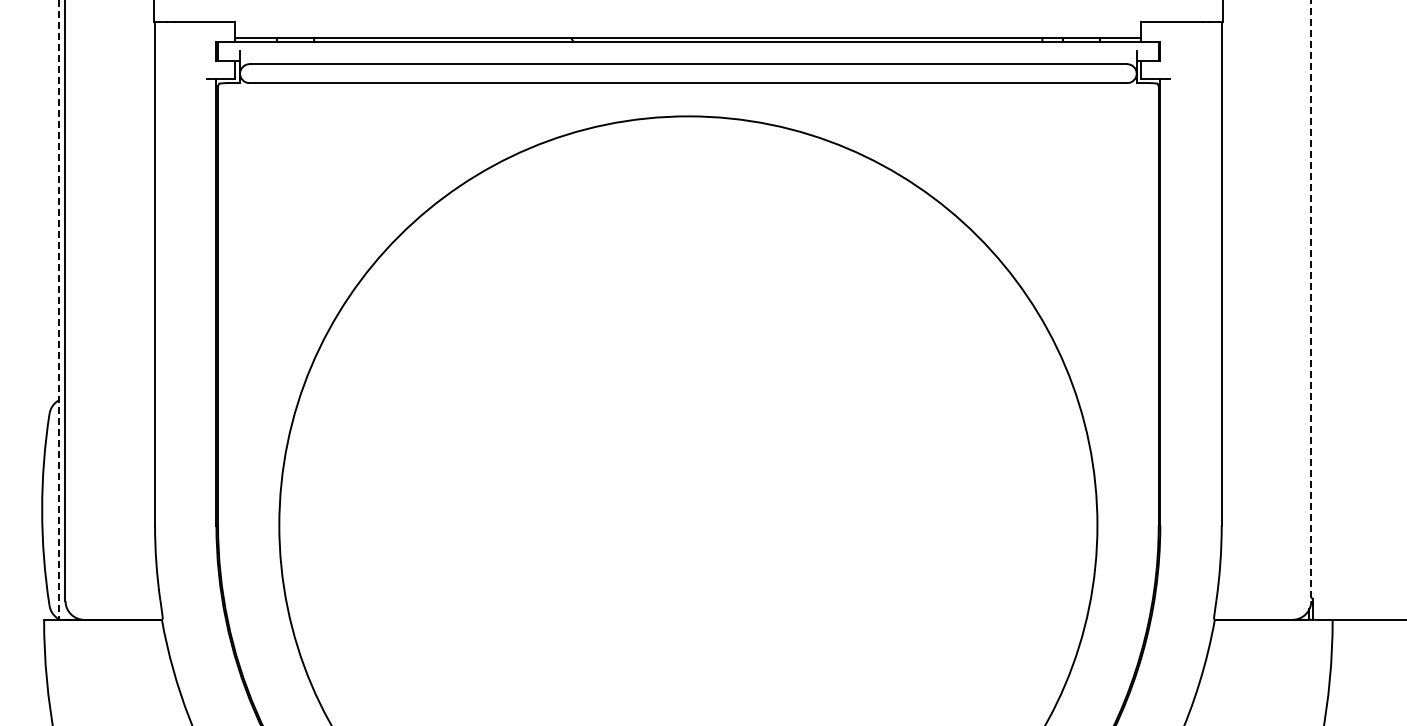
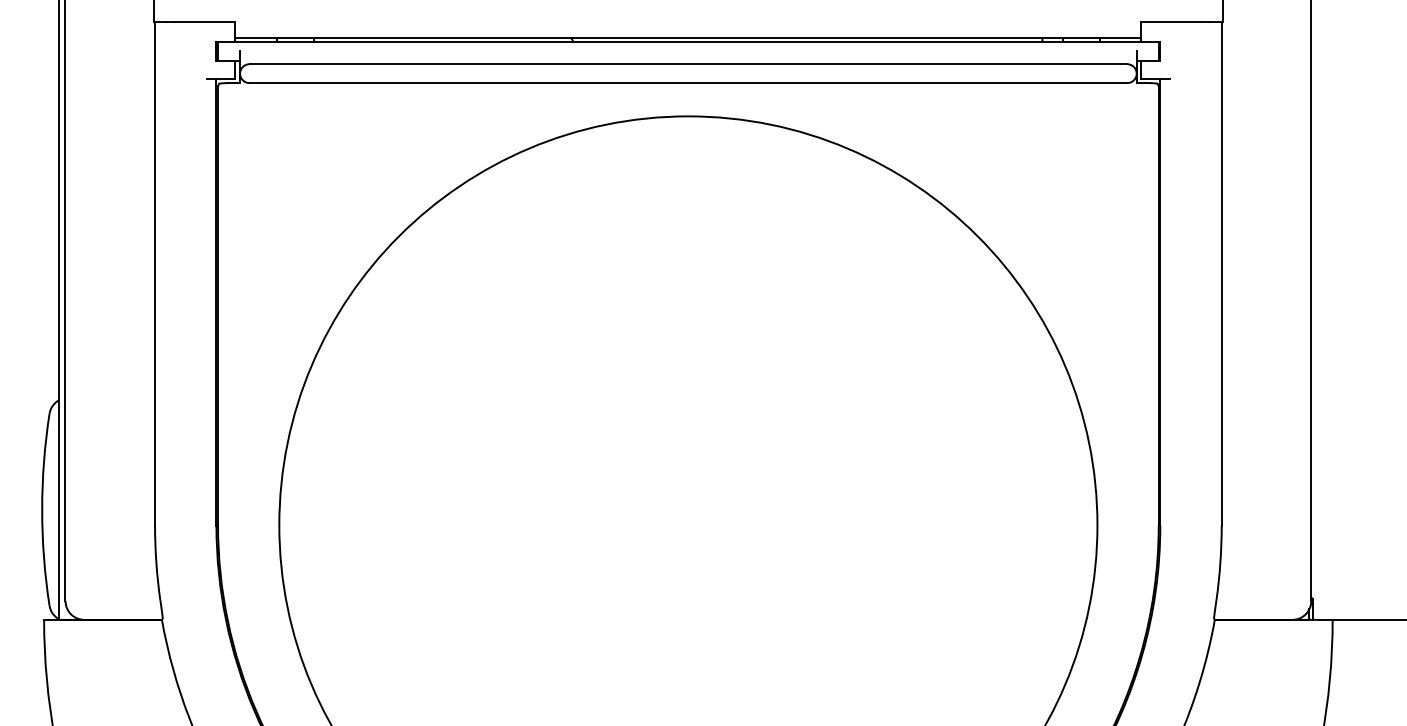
line: dashed -> solid (1311, 301)
line: dashed -> solid (59, 310)
